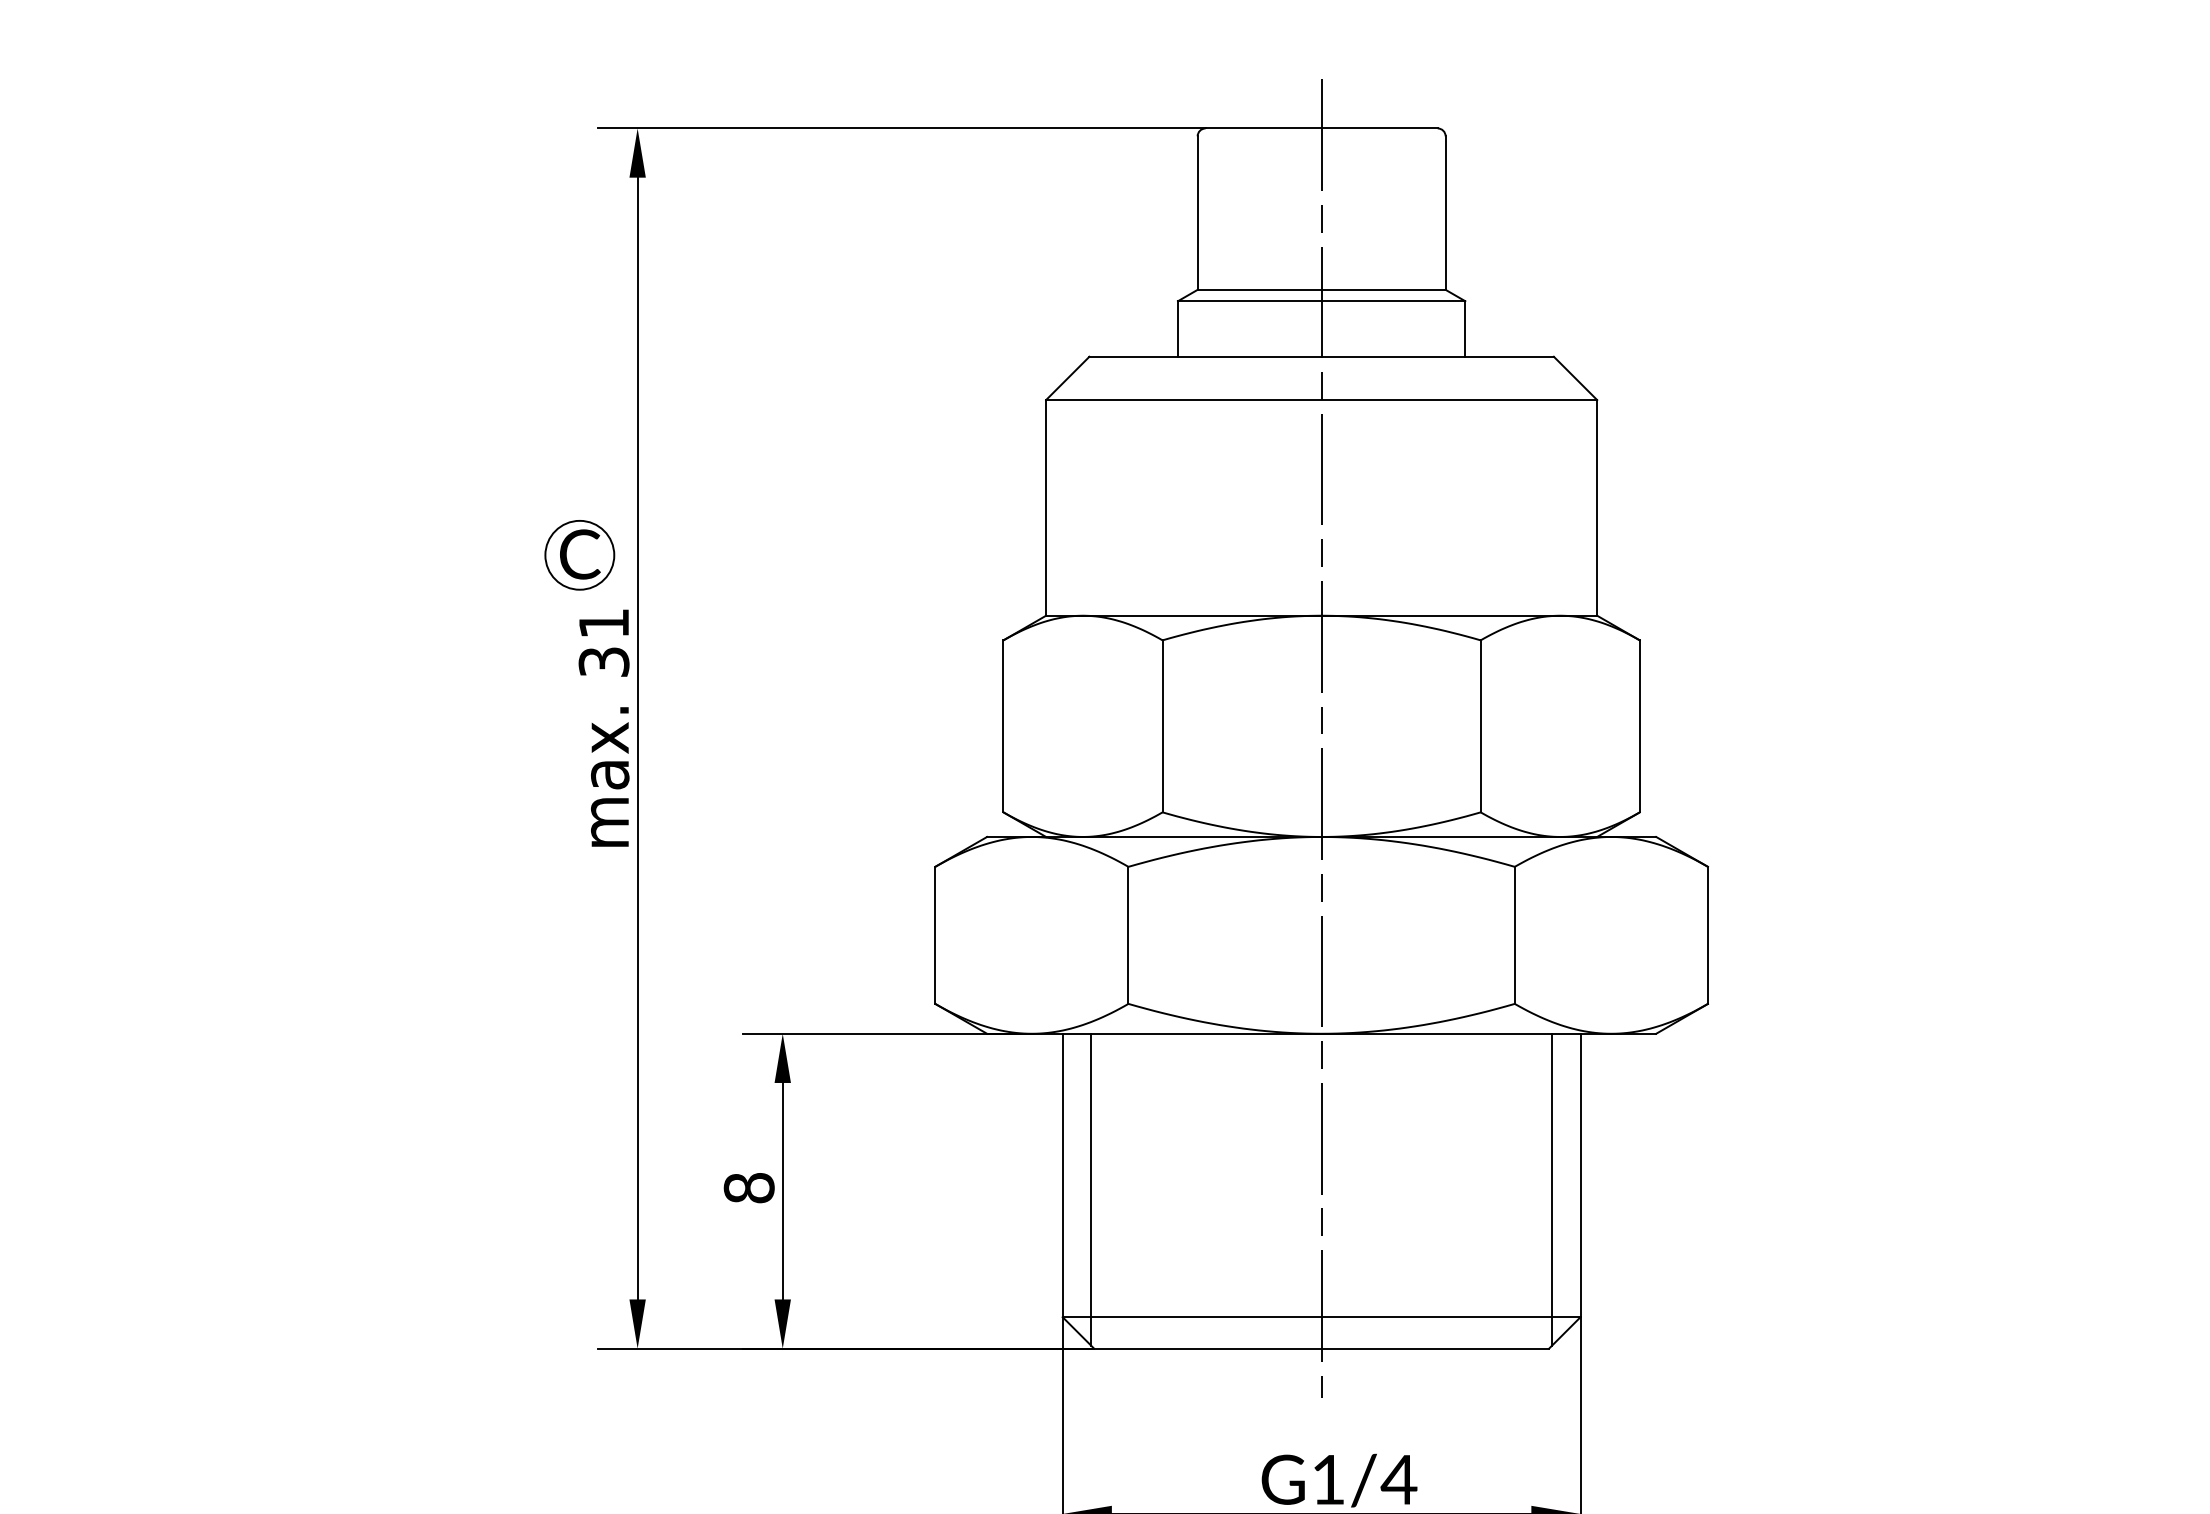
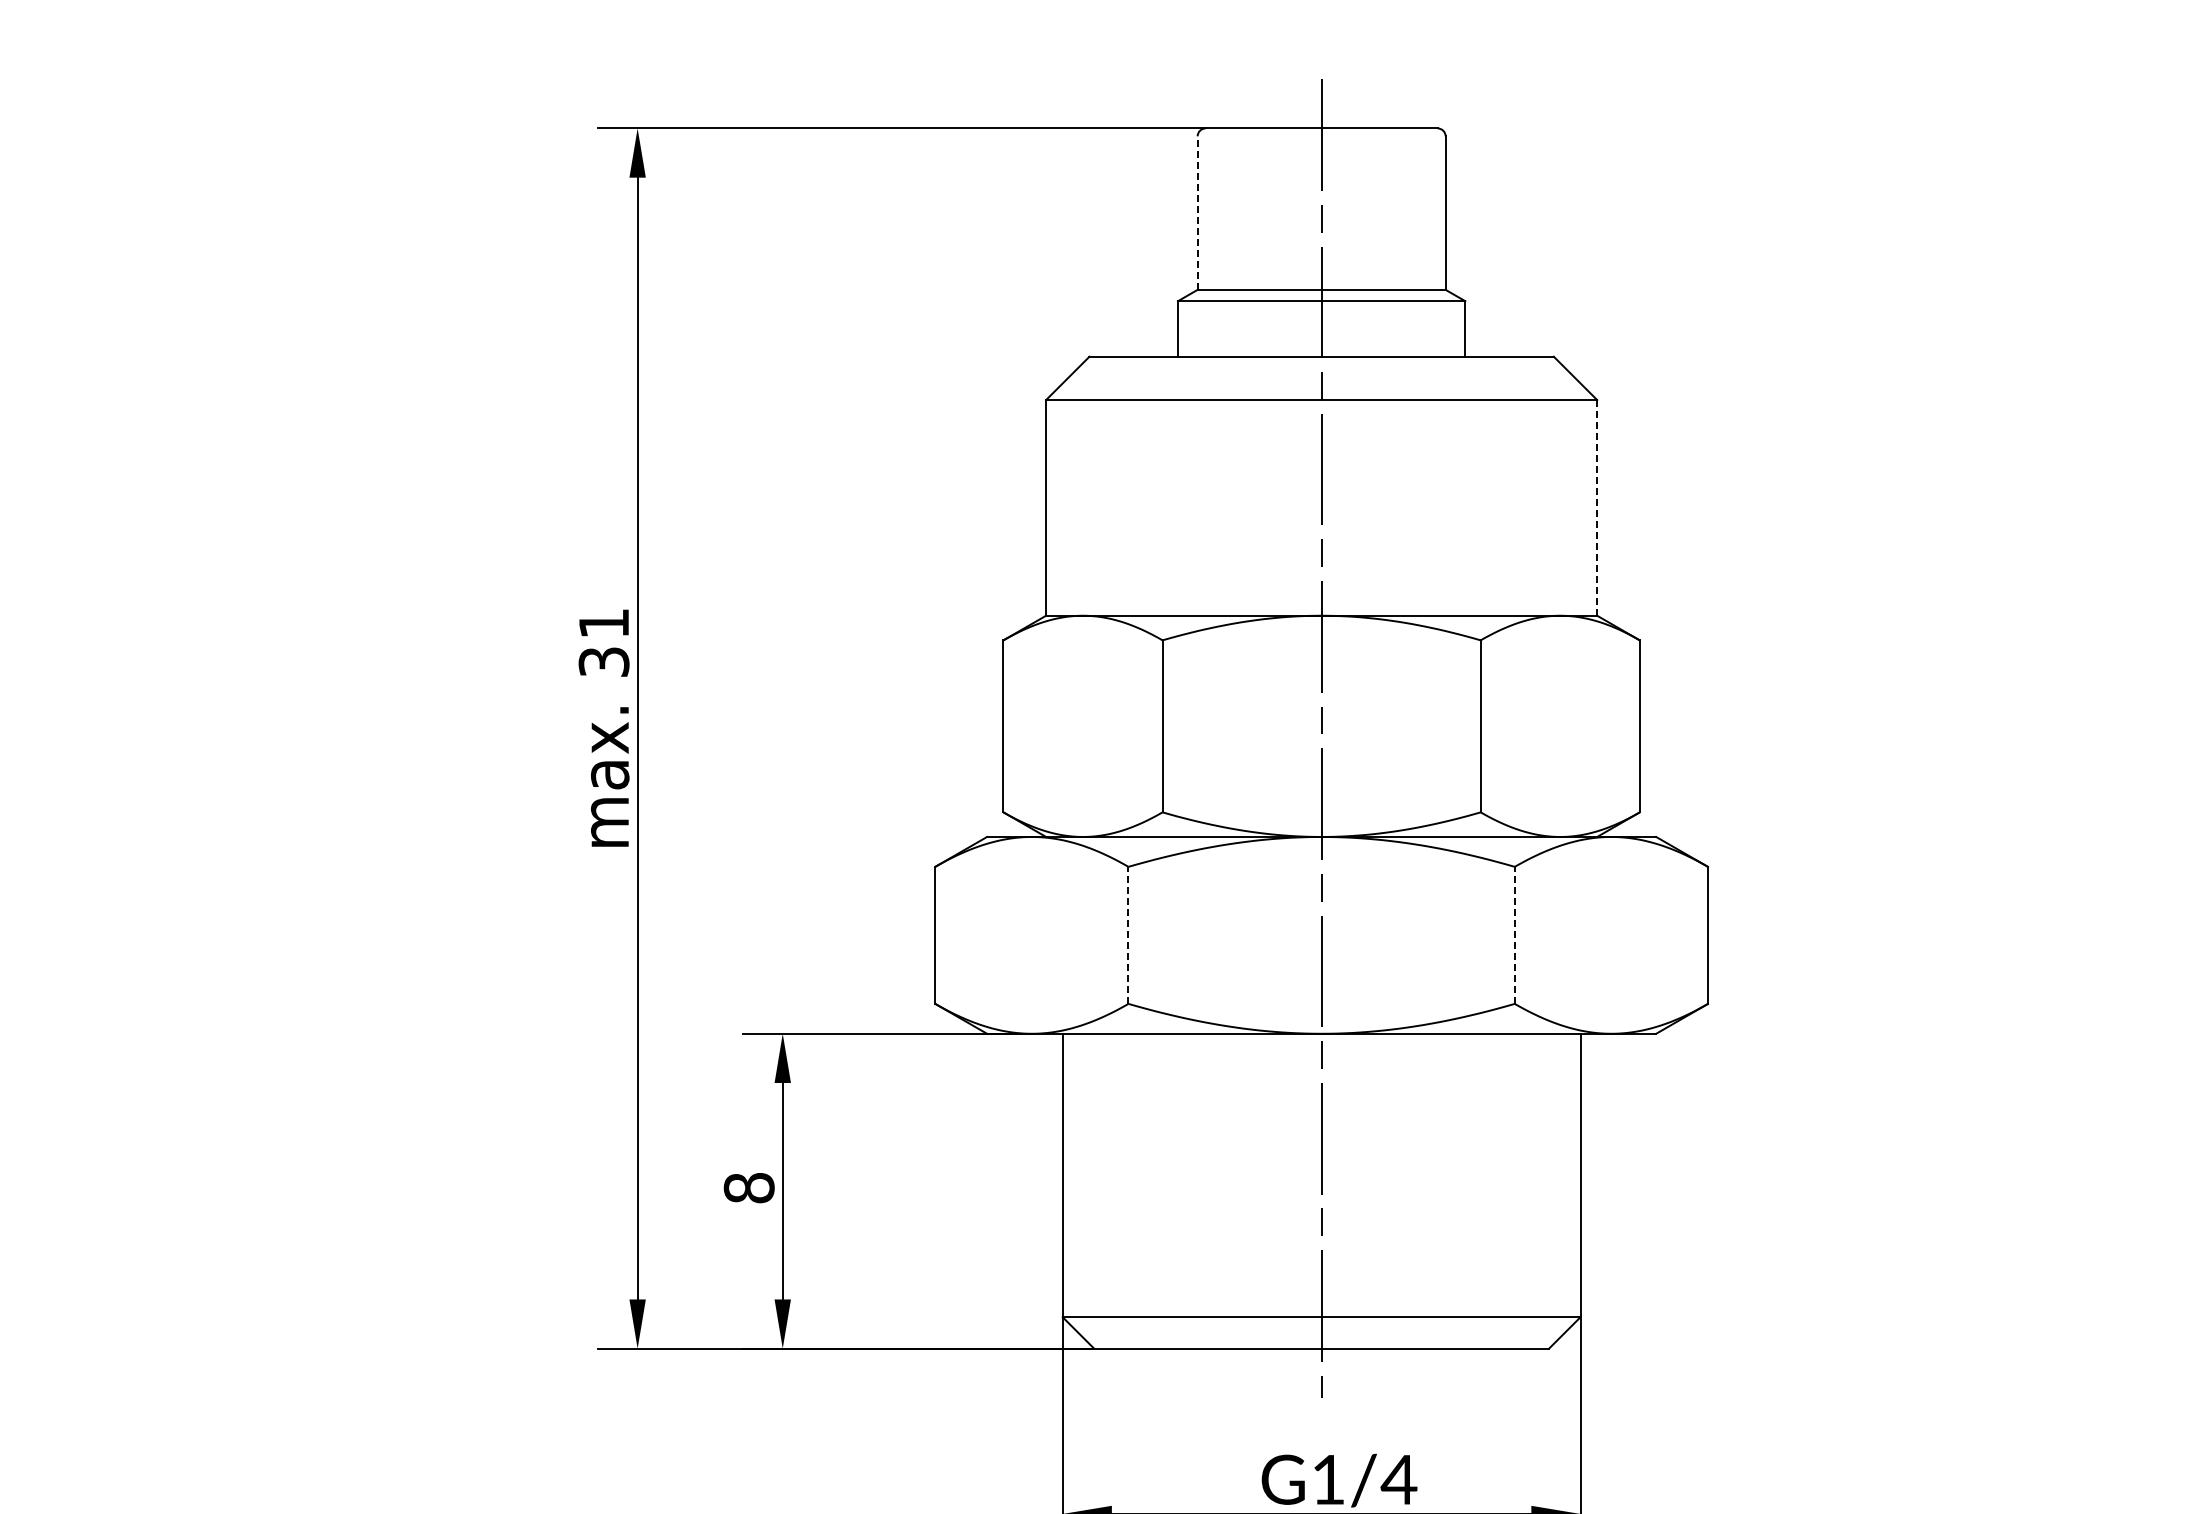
line: solid -> dashed (1197, 213)
line: solid -> dashed (1597, 507)
part: present -> none (579, 555)
line: solid -> dashed (1128, 935)
line: solid -> dashed (1514, 935)
line: present -> none (1091, 1189)
line: present -> none (1551, 1189)
